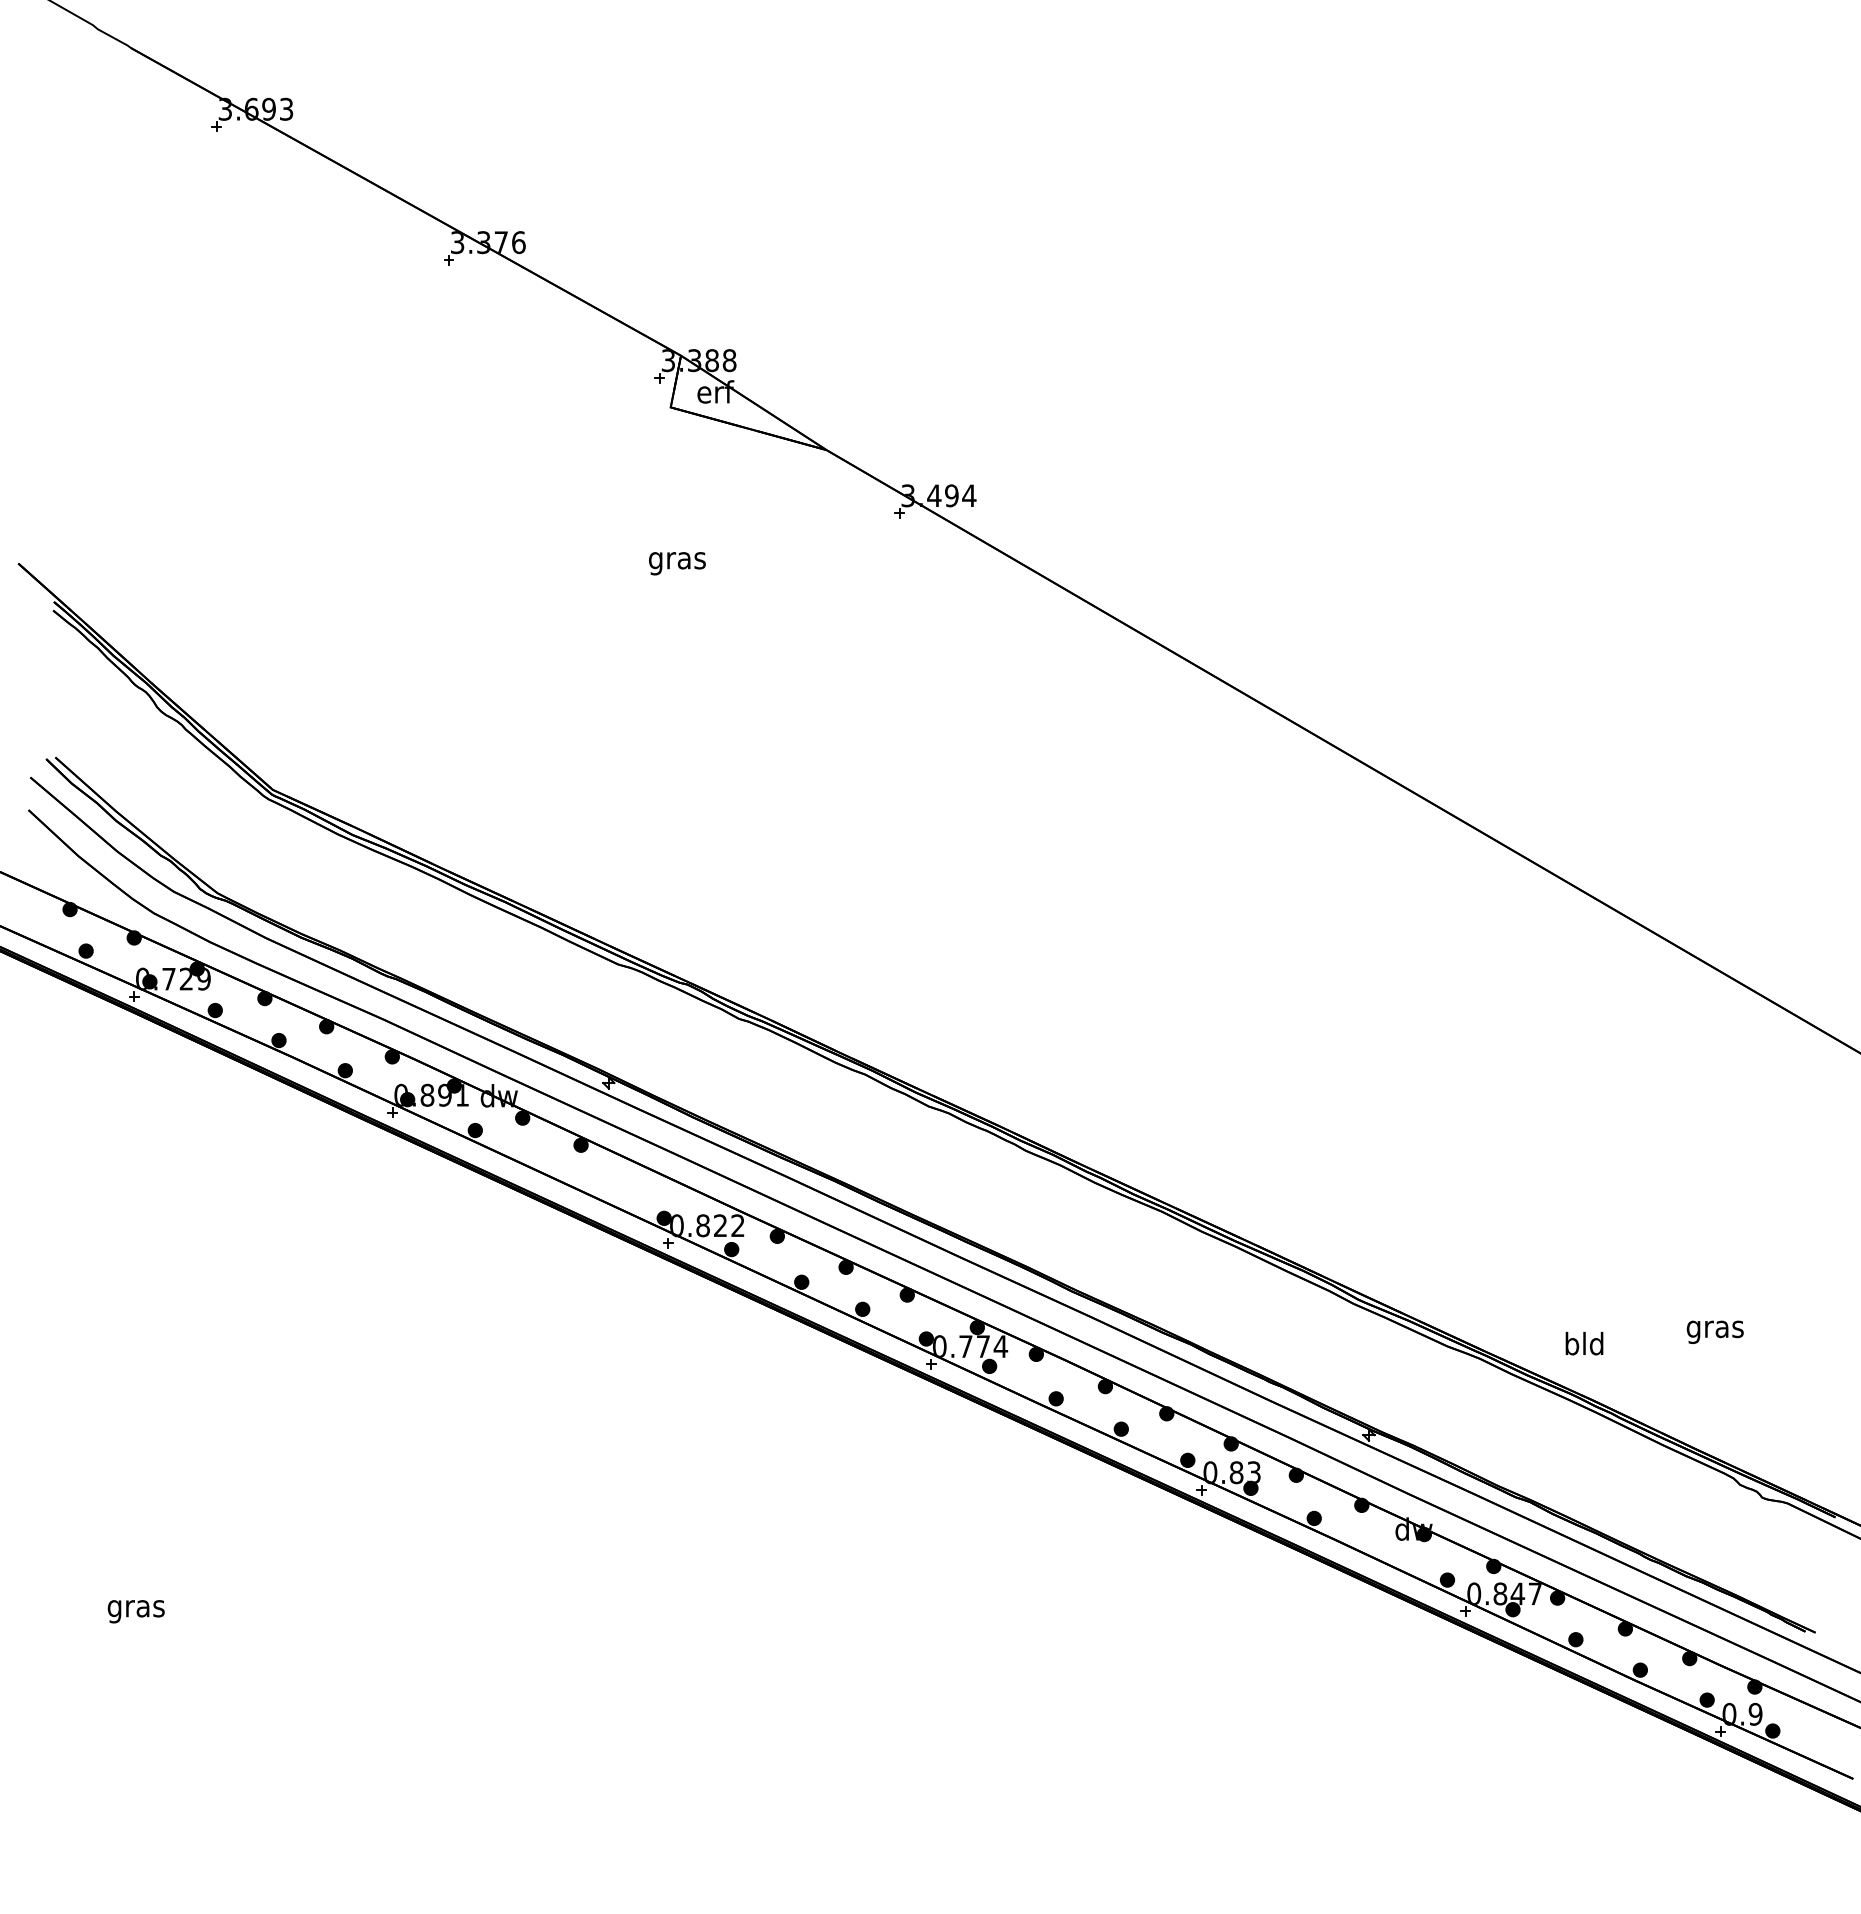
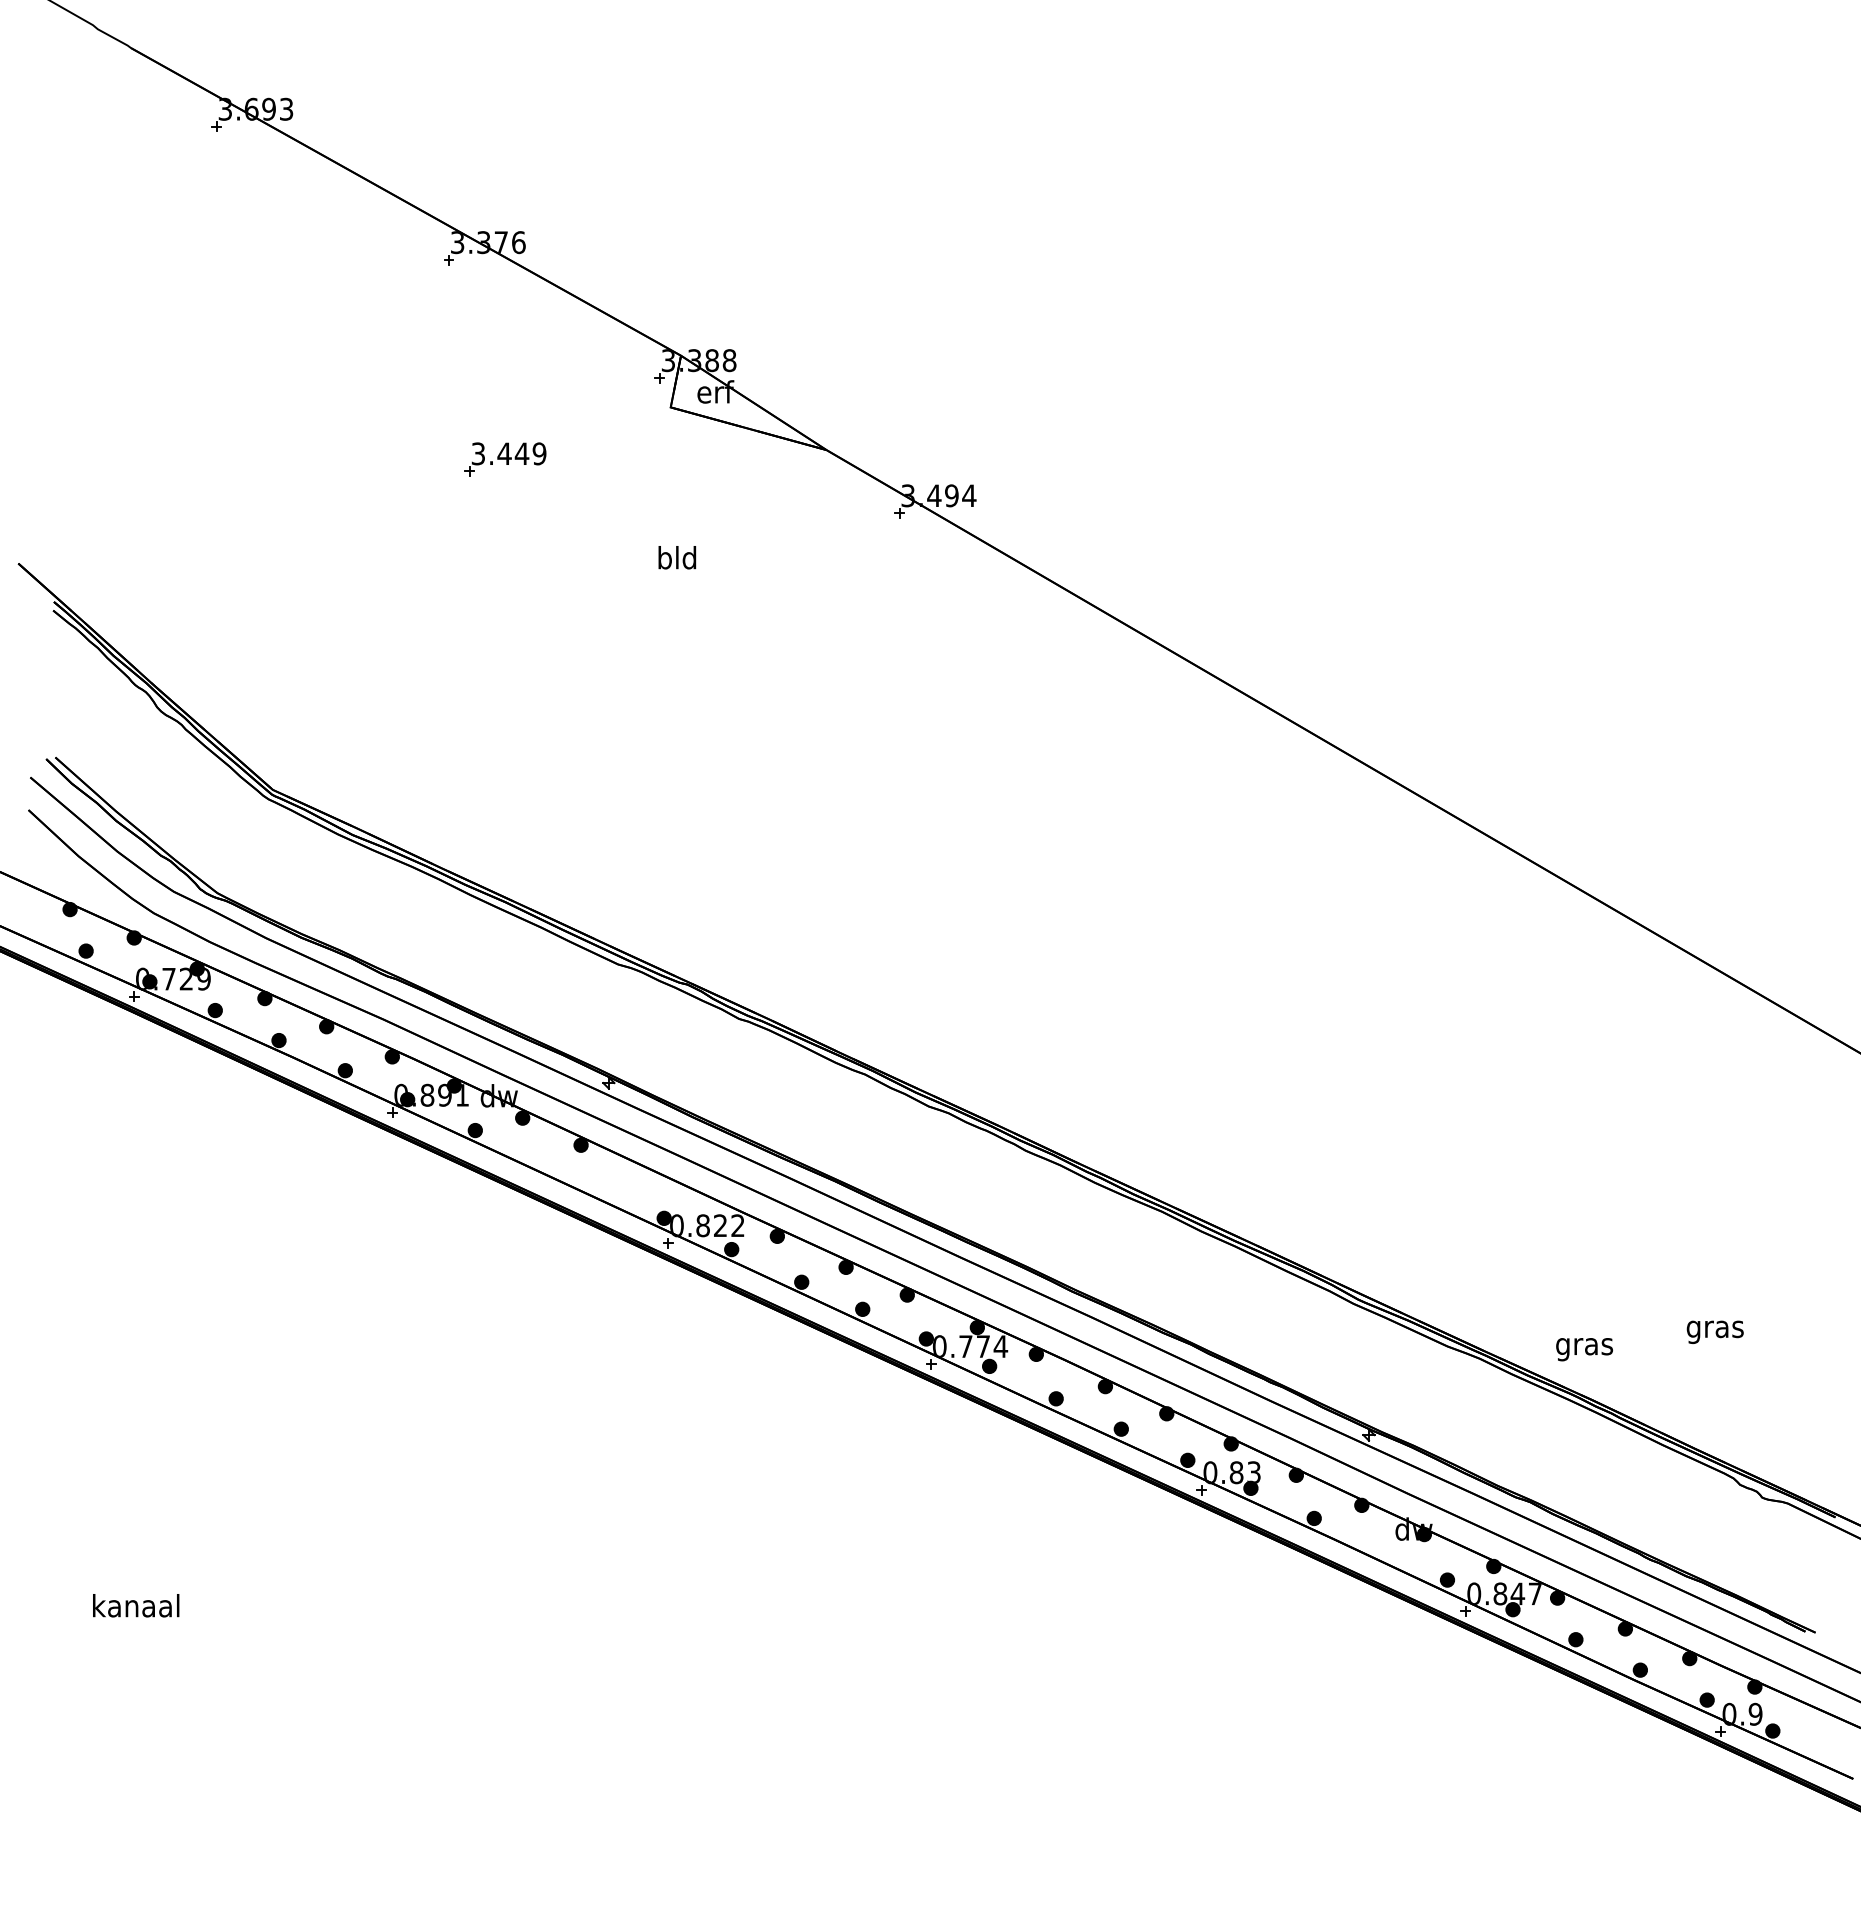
part: none -> present (505, 459)
text: gras -> bld (677, 560)
text: bld -> gras (1584, 1346)
text: gras -> kanaal (136, 1608)
